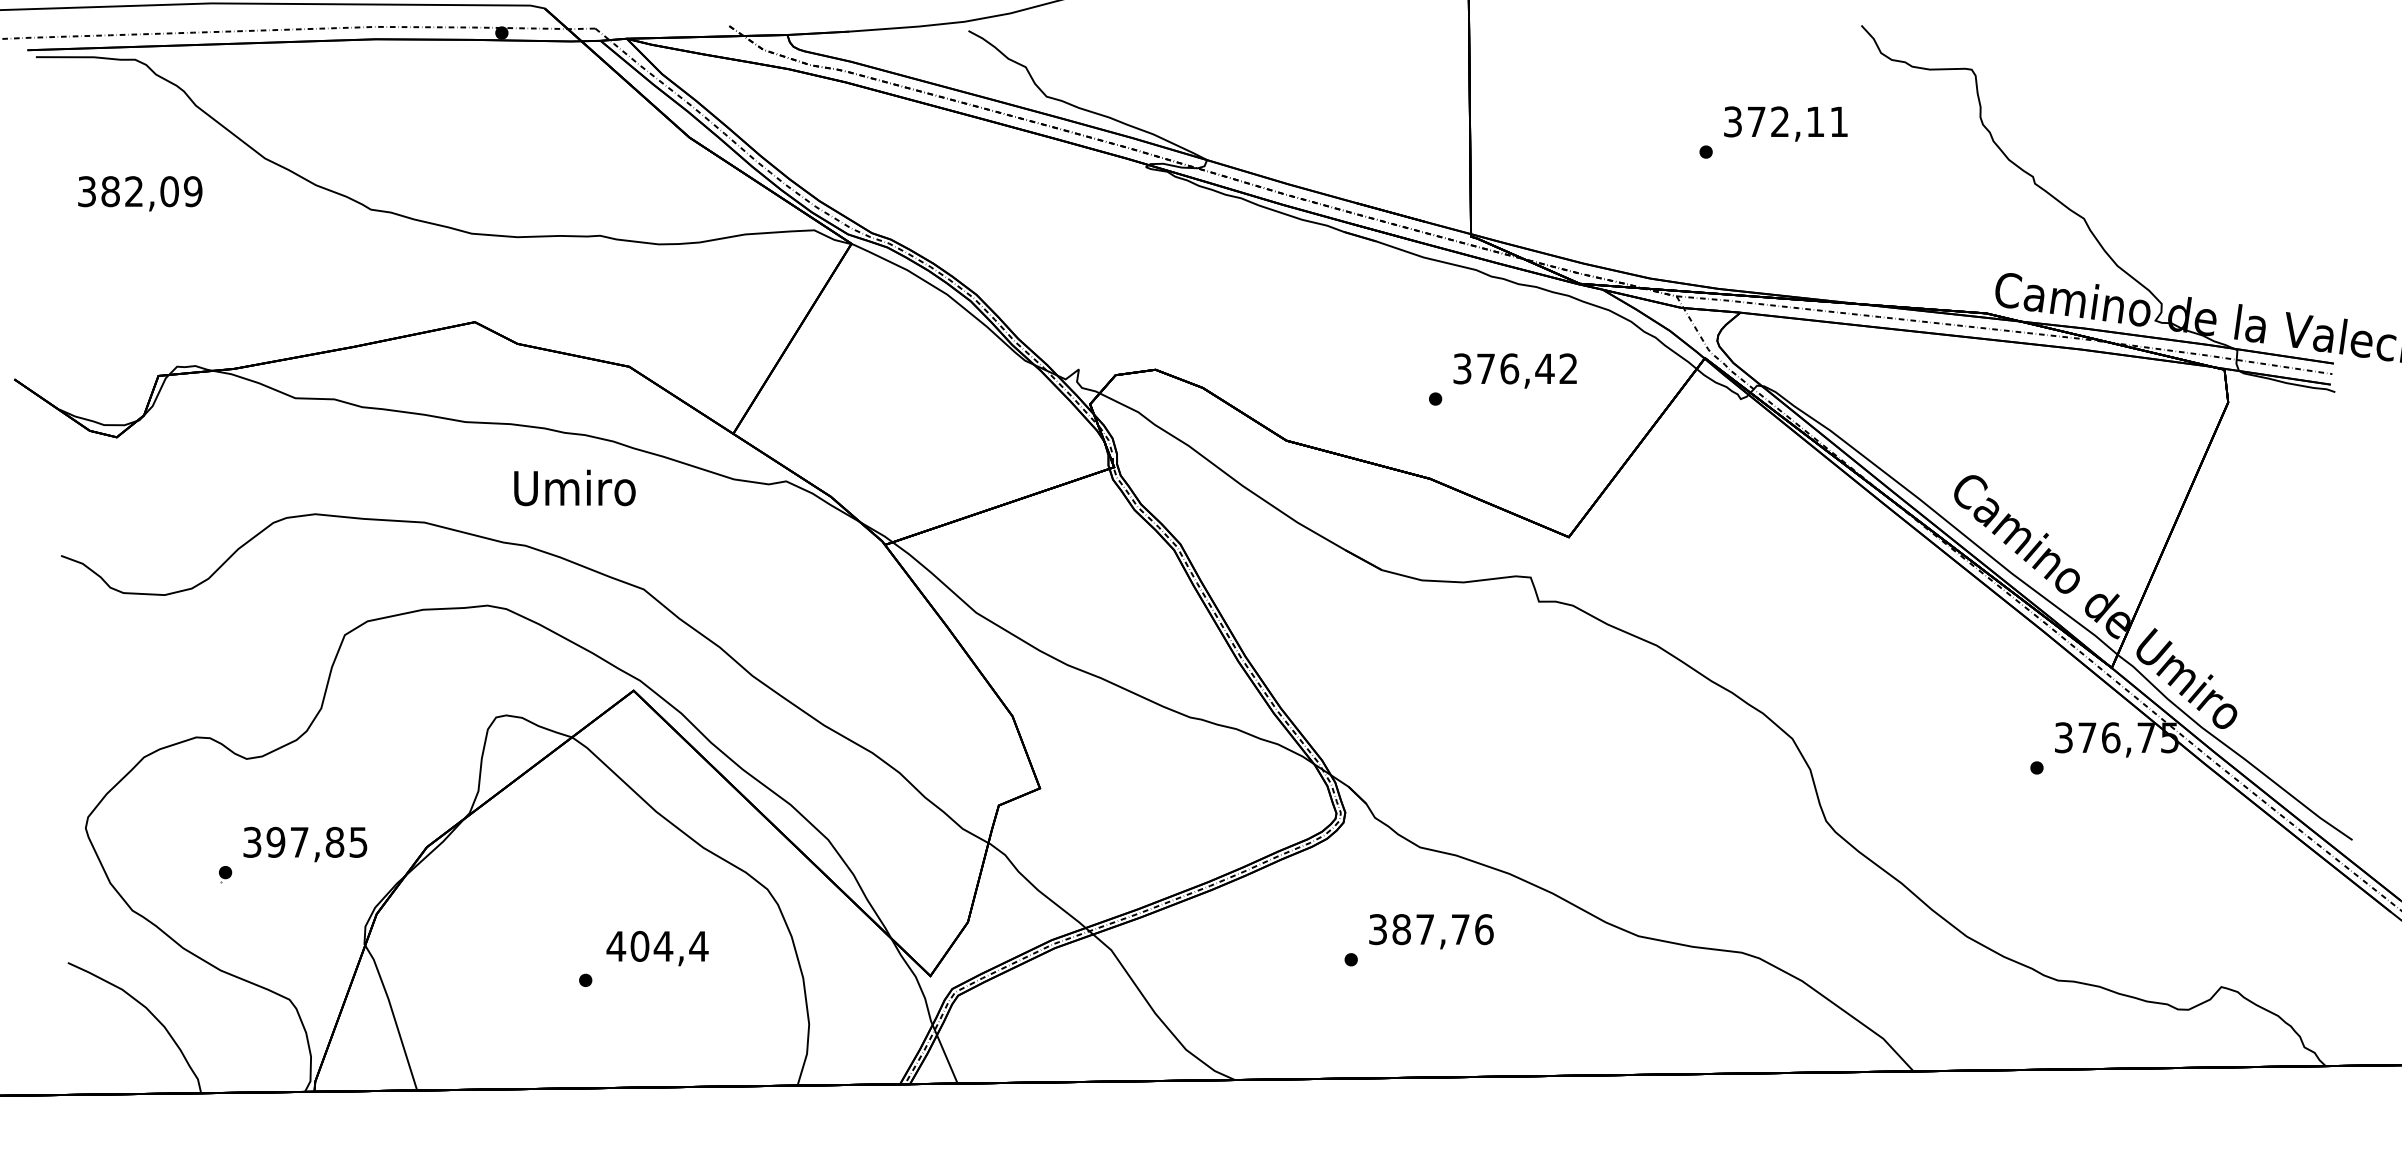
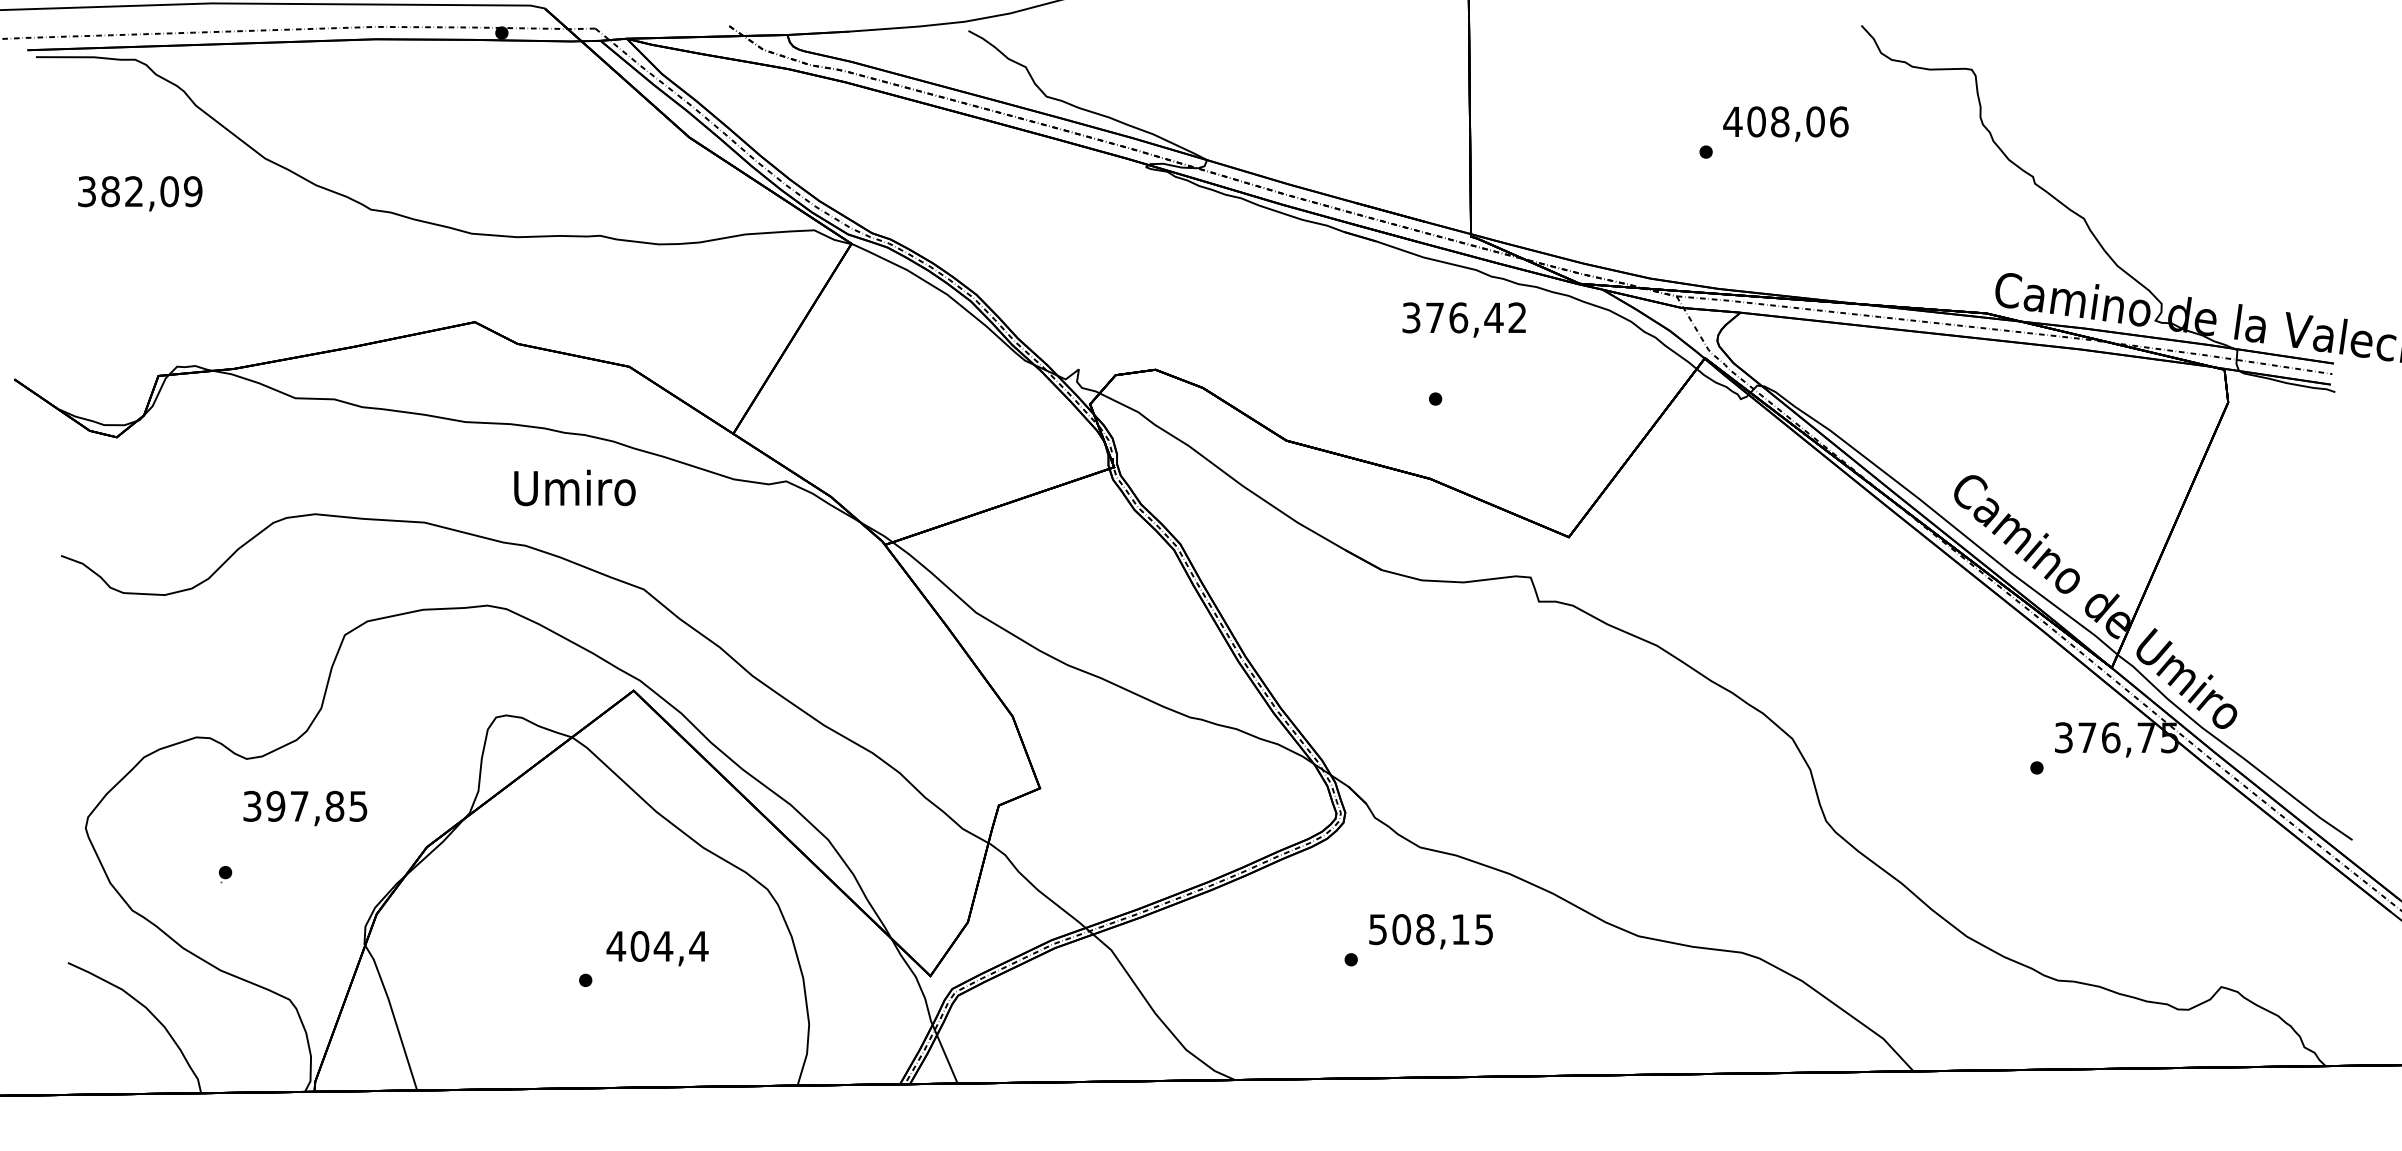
text: 372,11 -> 408,06 (1785, 121)
text position: (1514, 370) -> (1463, 319) (1463, 319)
text position: (305, 844) -> (305, 808) (305, 808)
text: 387,76 -> 508,15 (1431, 929)
